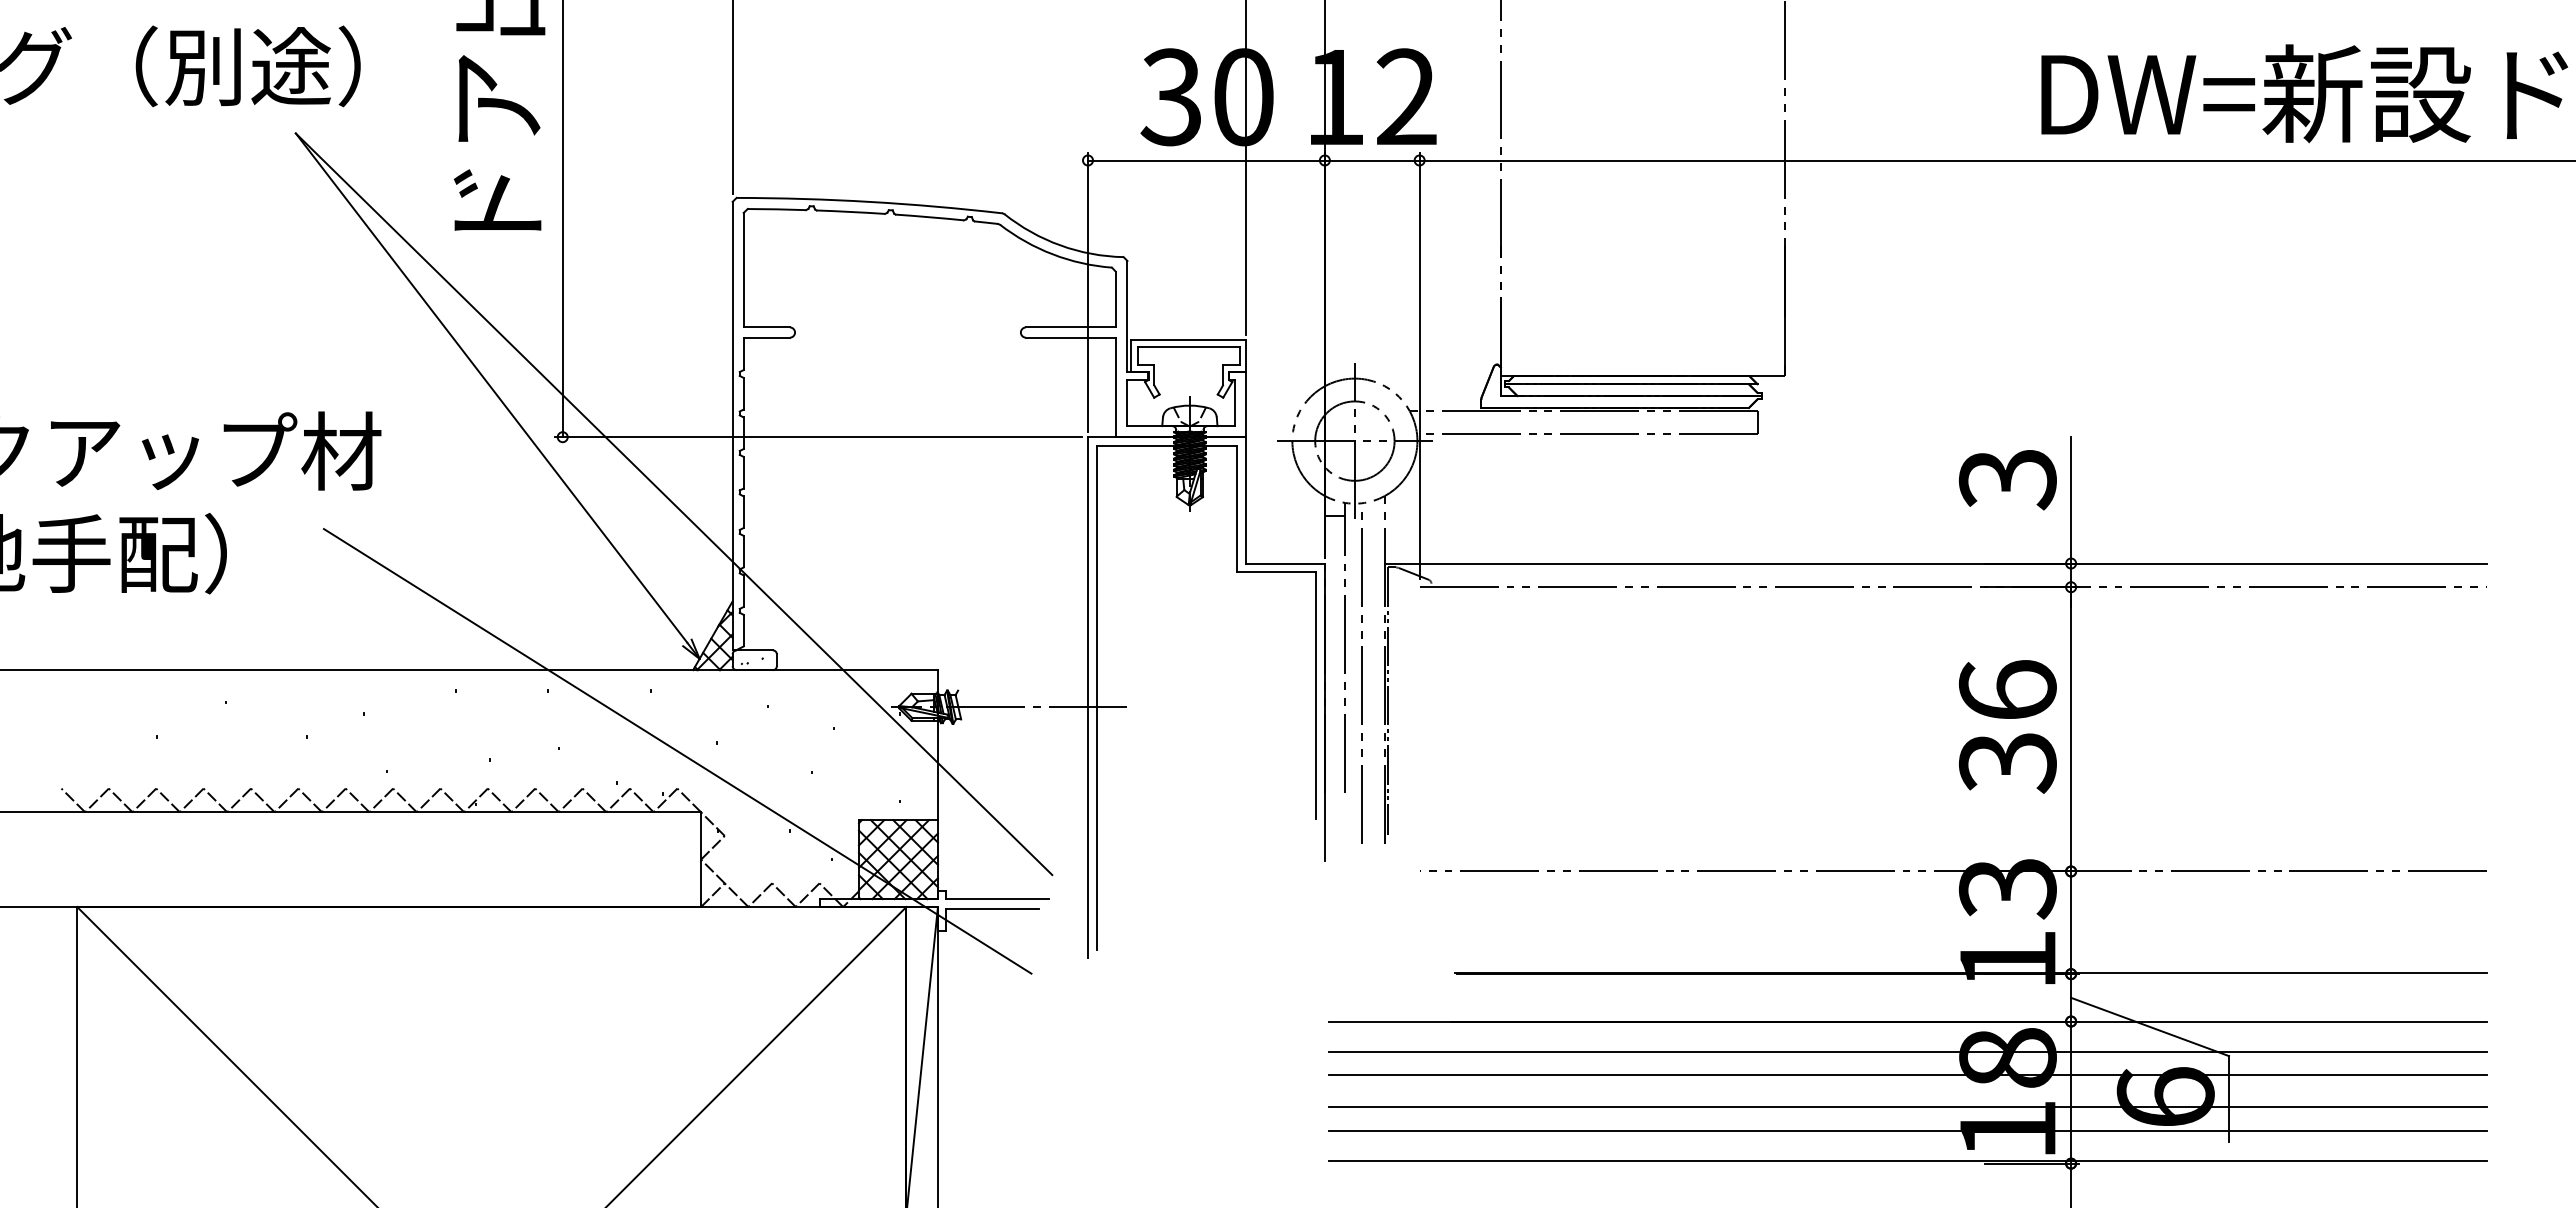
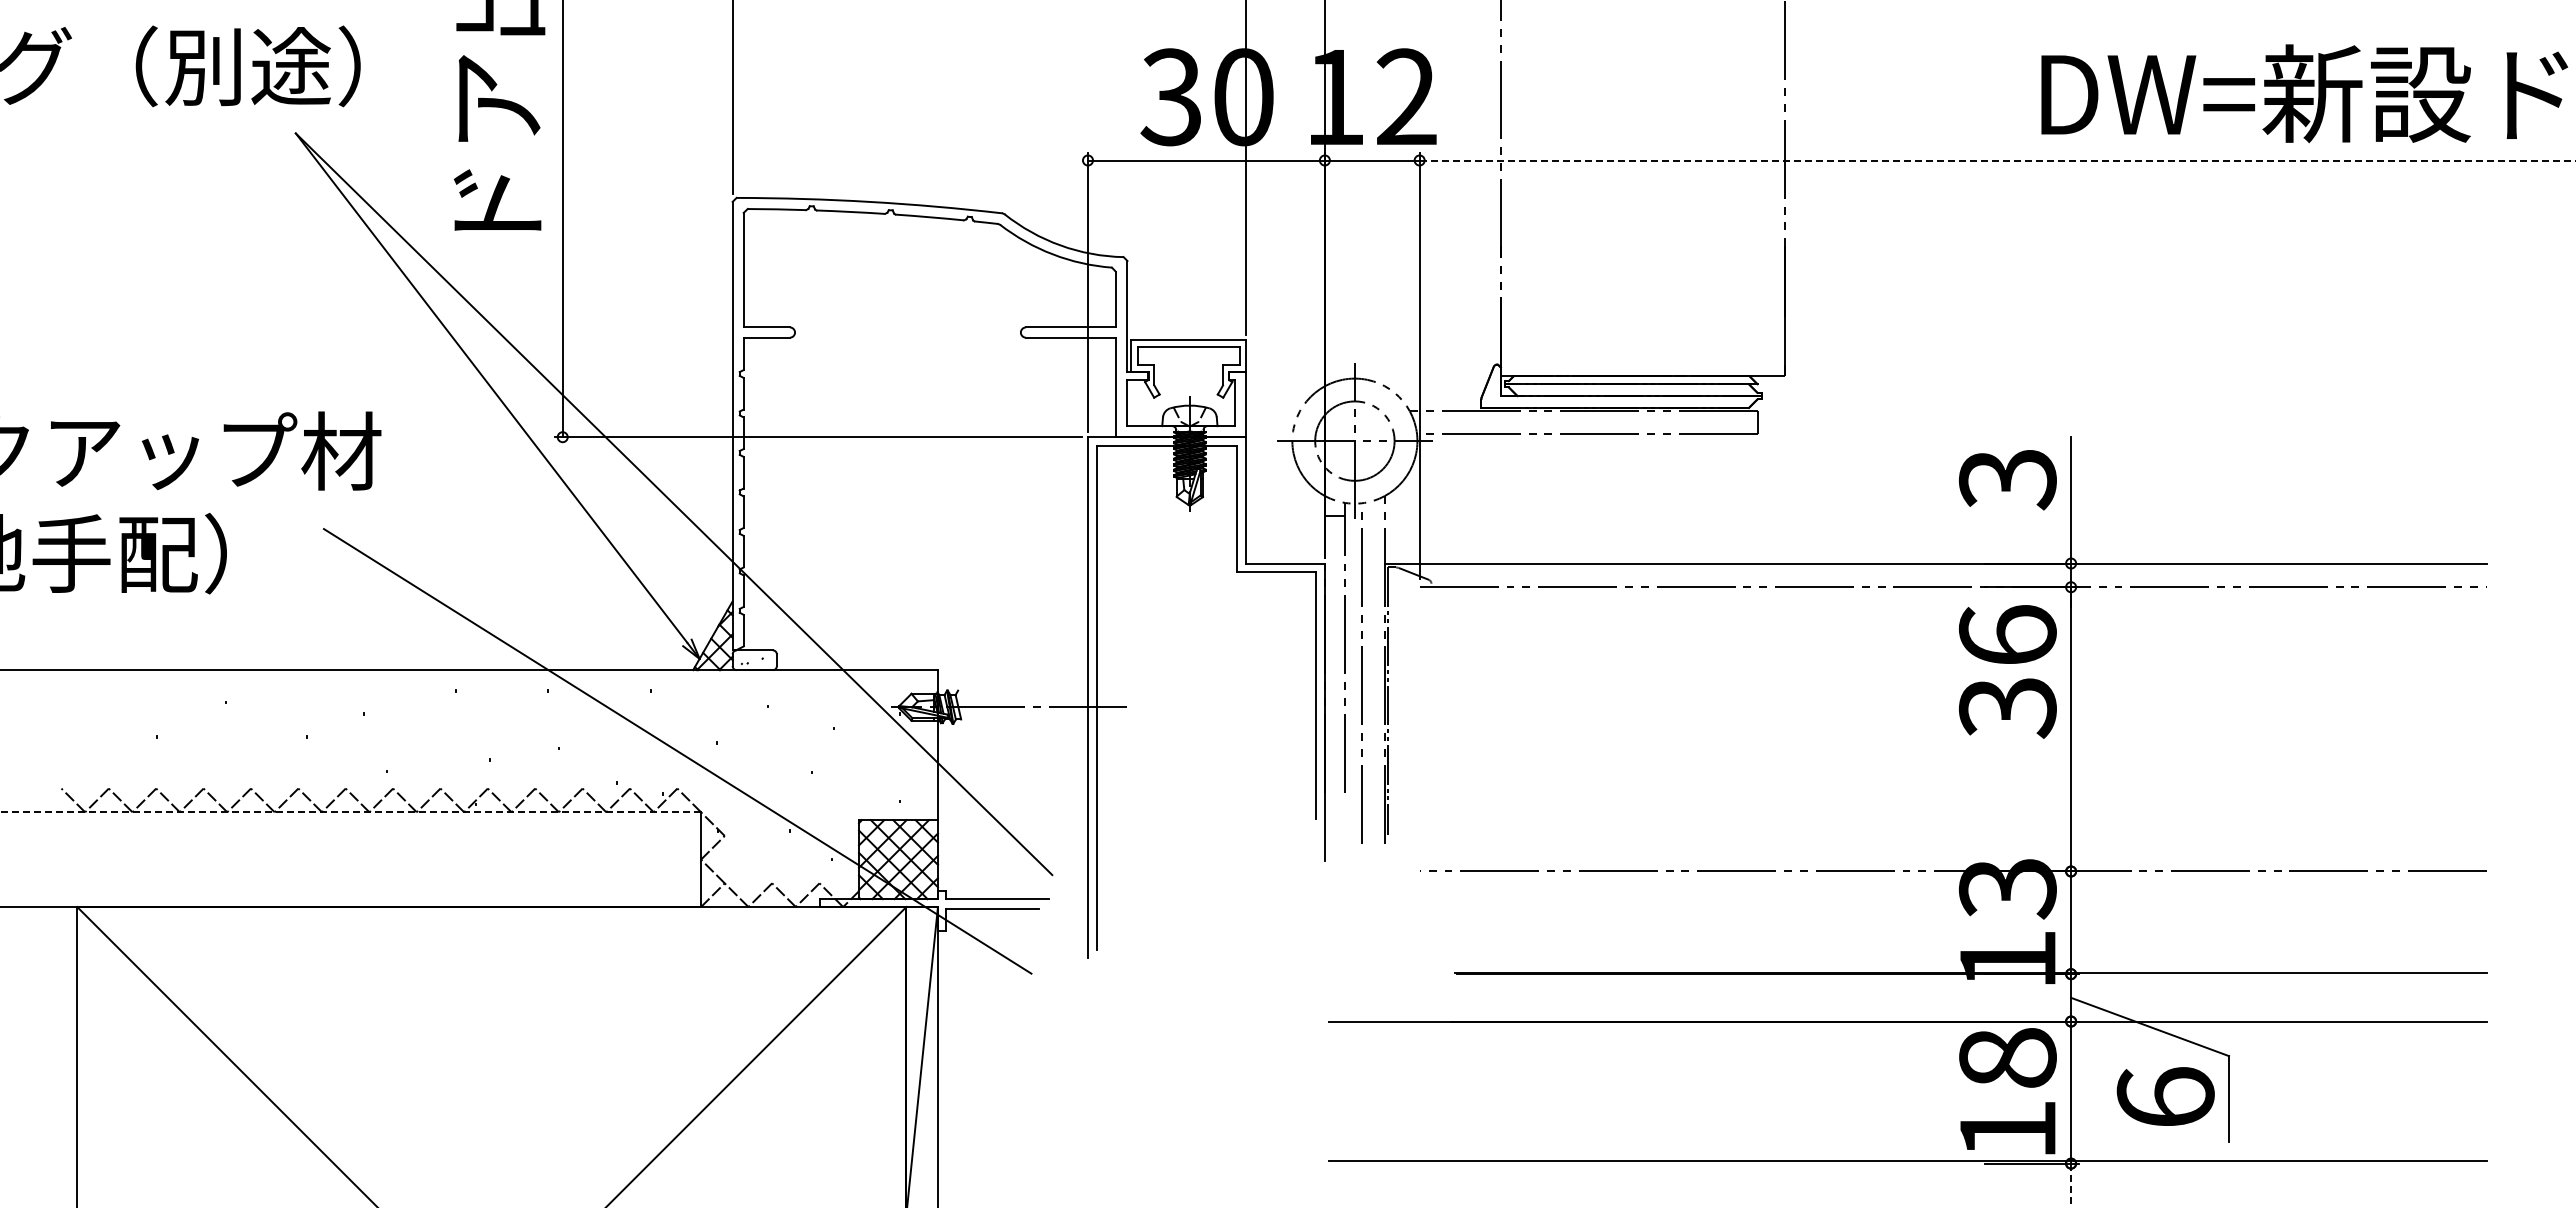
line: solid -> dashed (1997, 160)
text position: (2007, 726) -> (2007, 671) (2007, 671)
line: solid -> dashed (350, 812)
line: present -> none (1907, 1051)
line: present -> none (1907, 1075)
line: present -> none (1907, 1106)
line: present -> none (1907, 1130)
line: solid -> dashed (2071, 1185)
